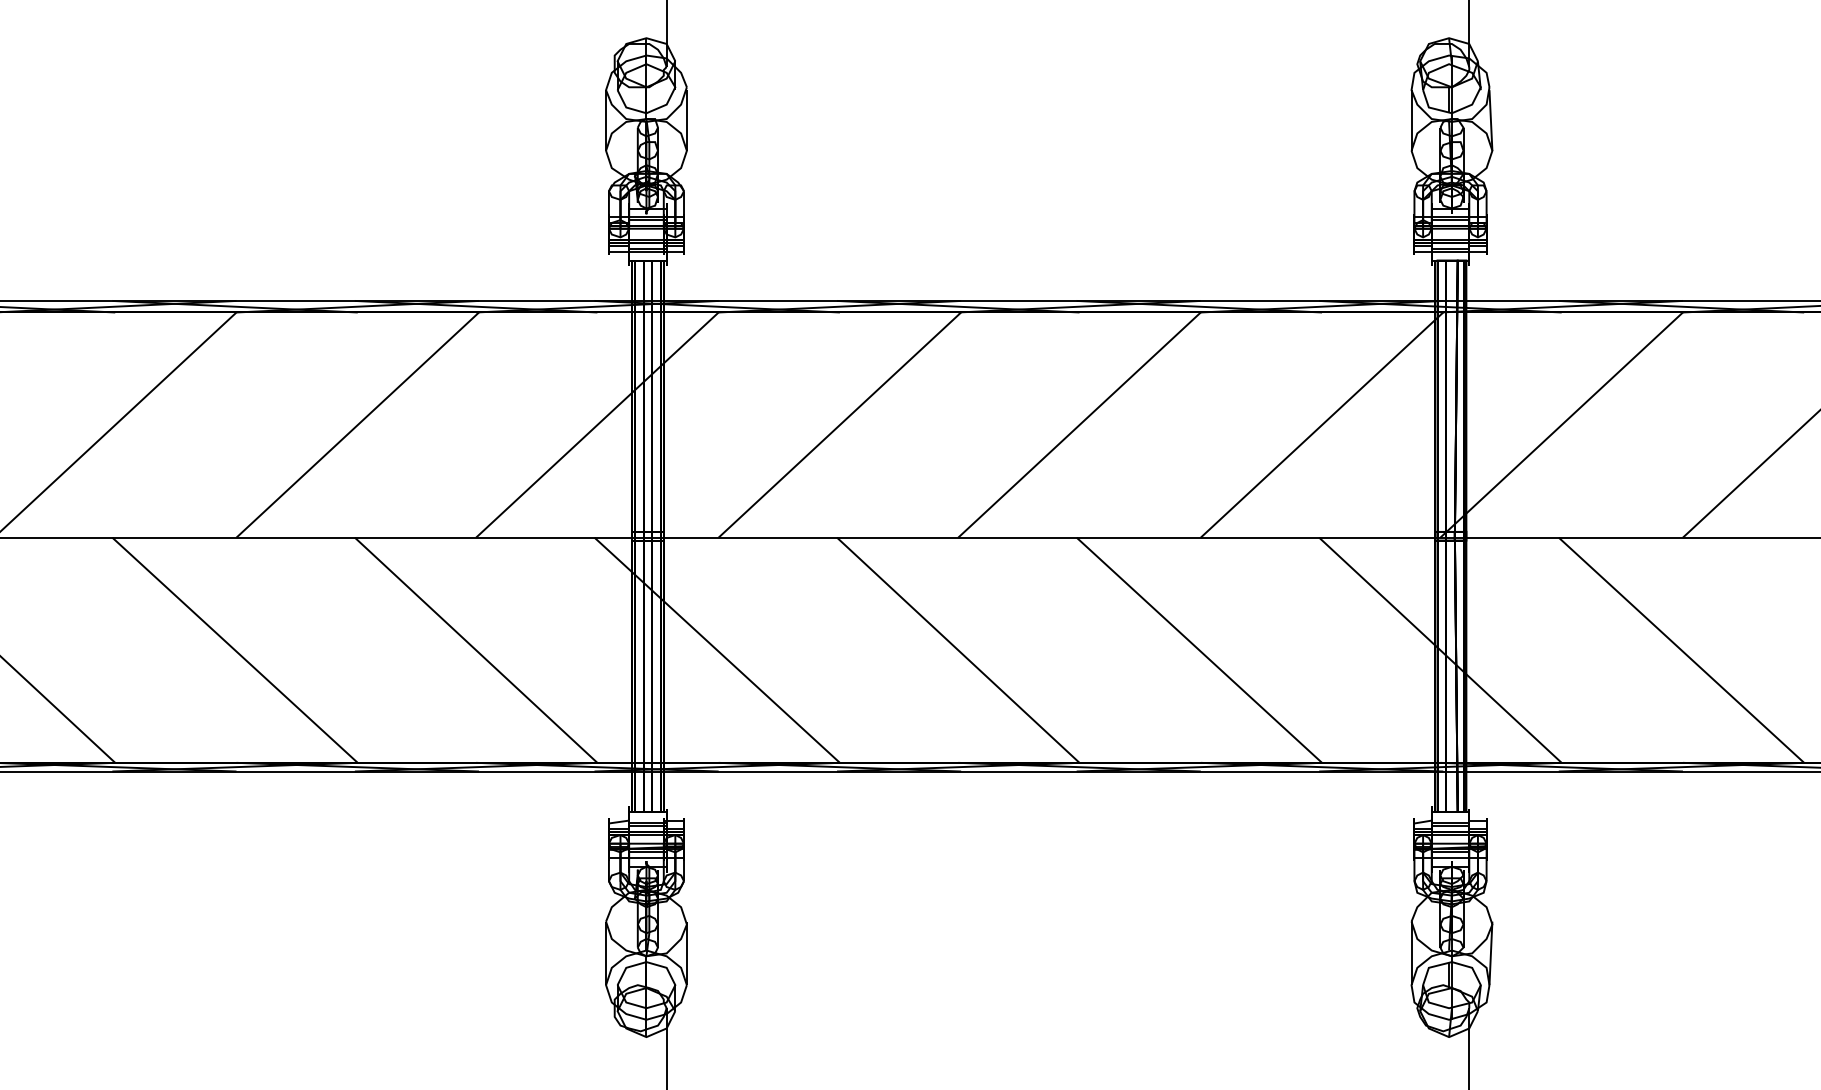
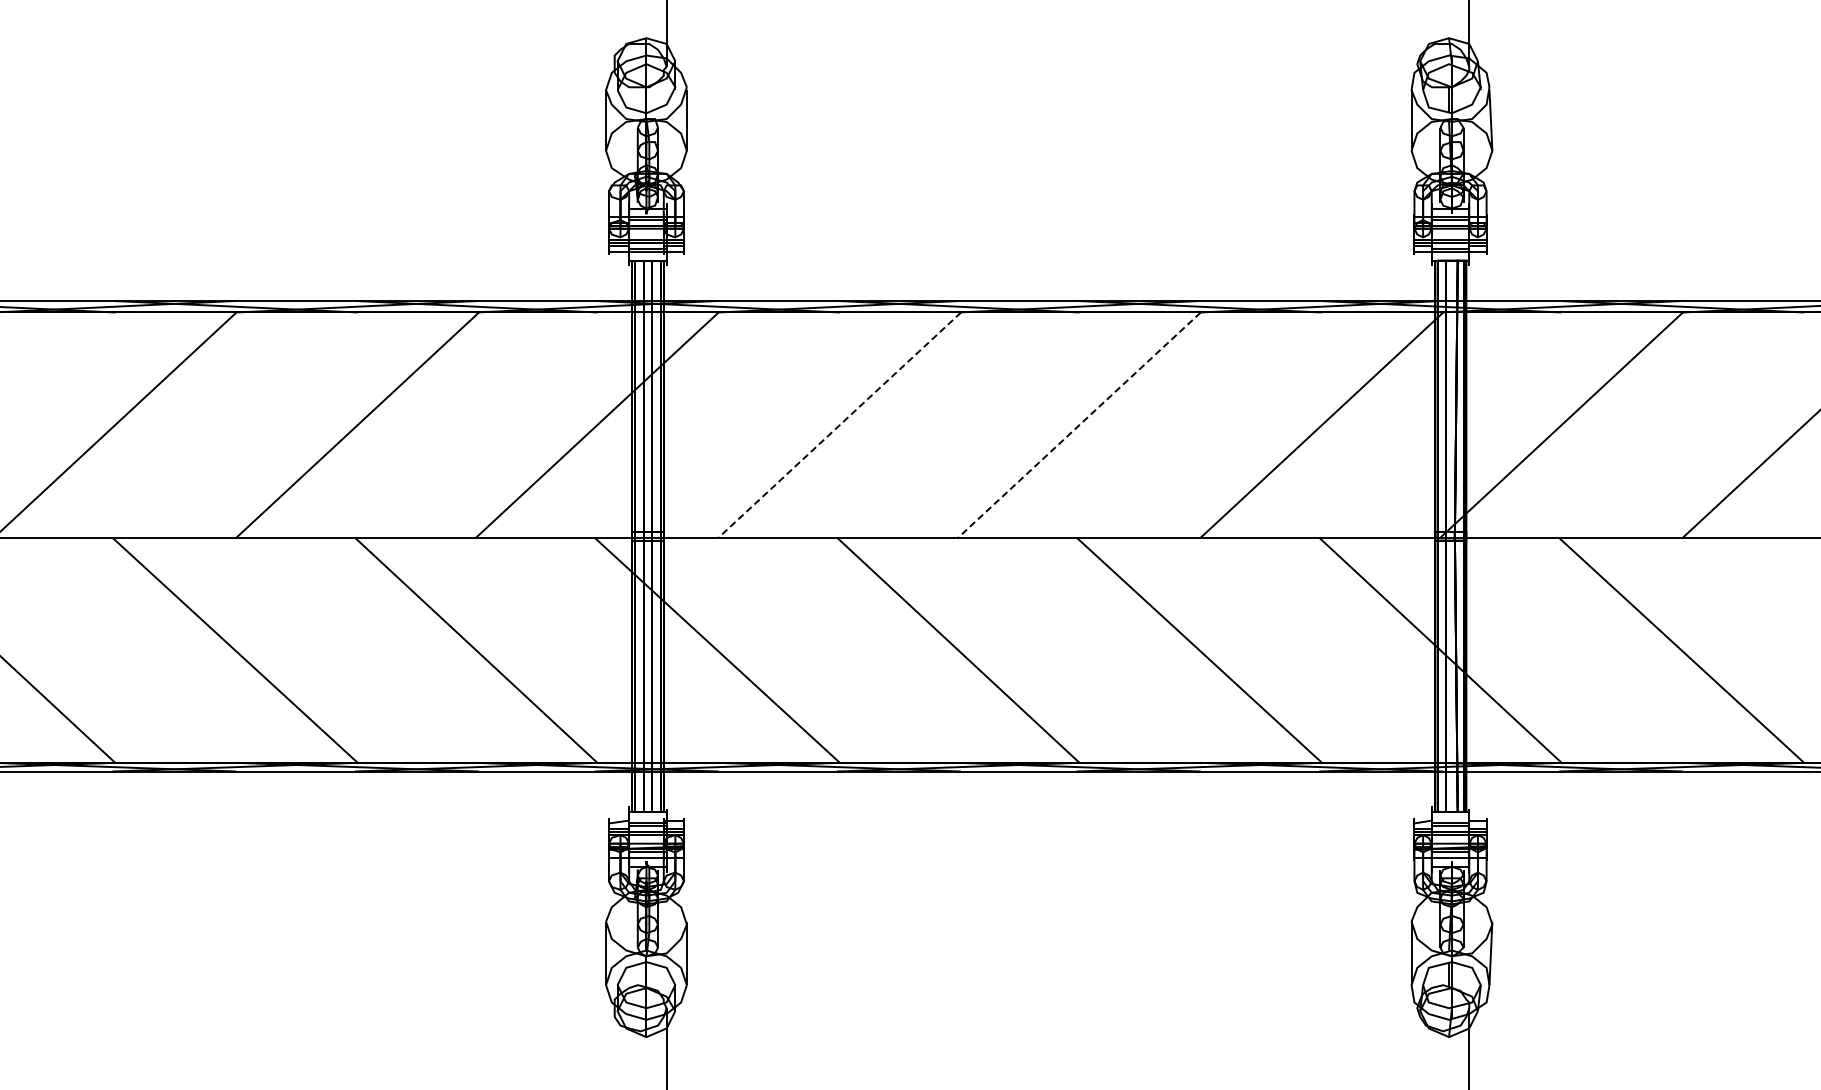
line: solid -> dashed (839, 425)
line: solid -> dashed (1079, 425)
